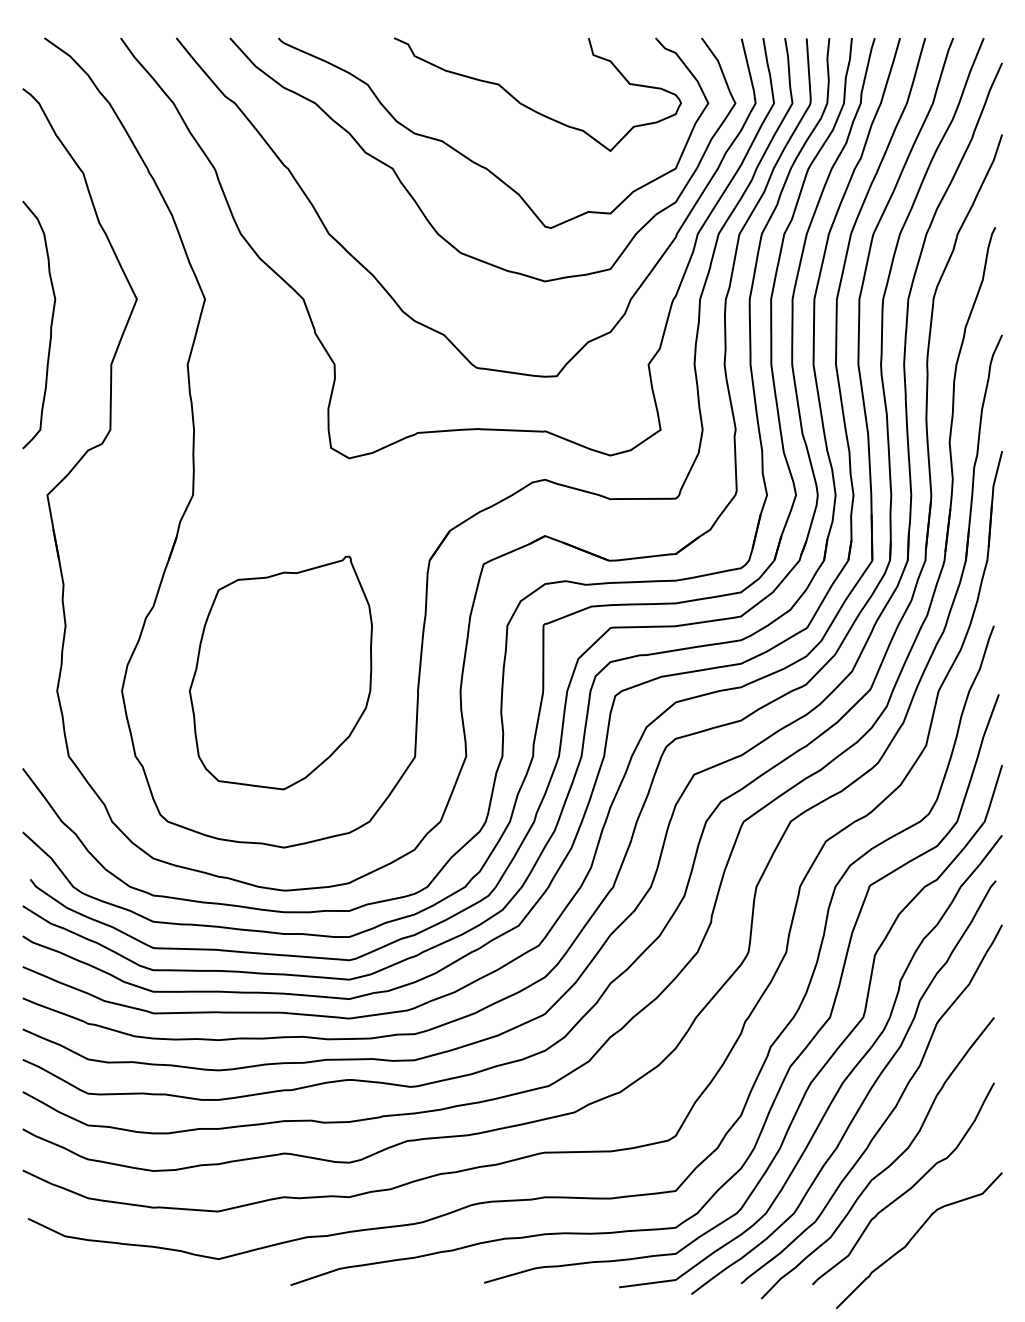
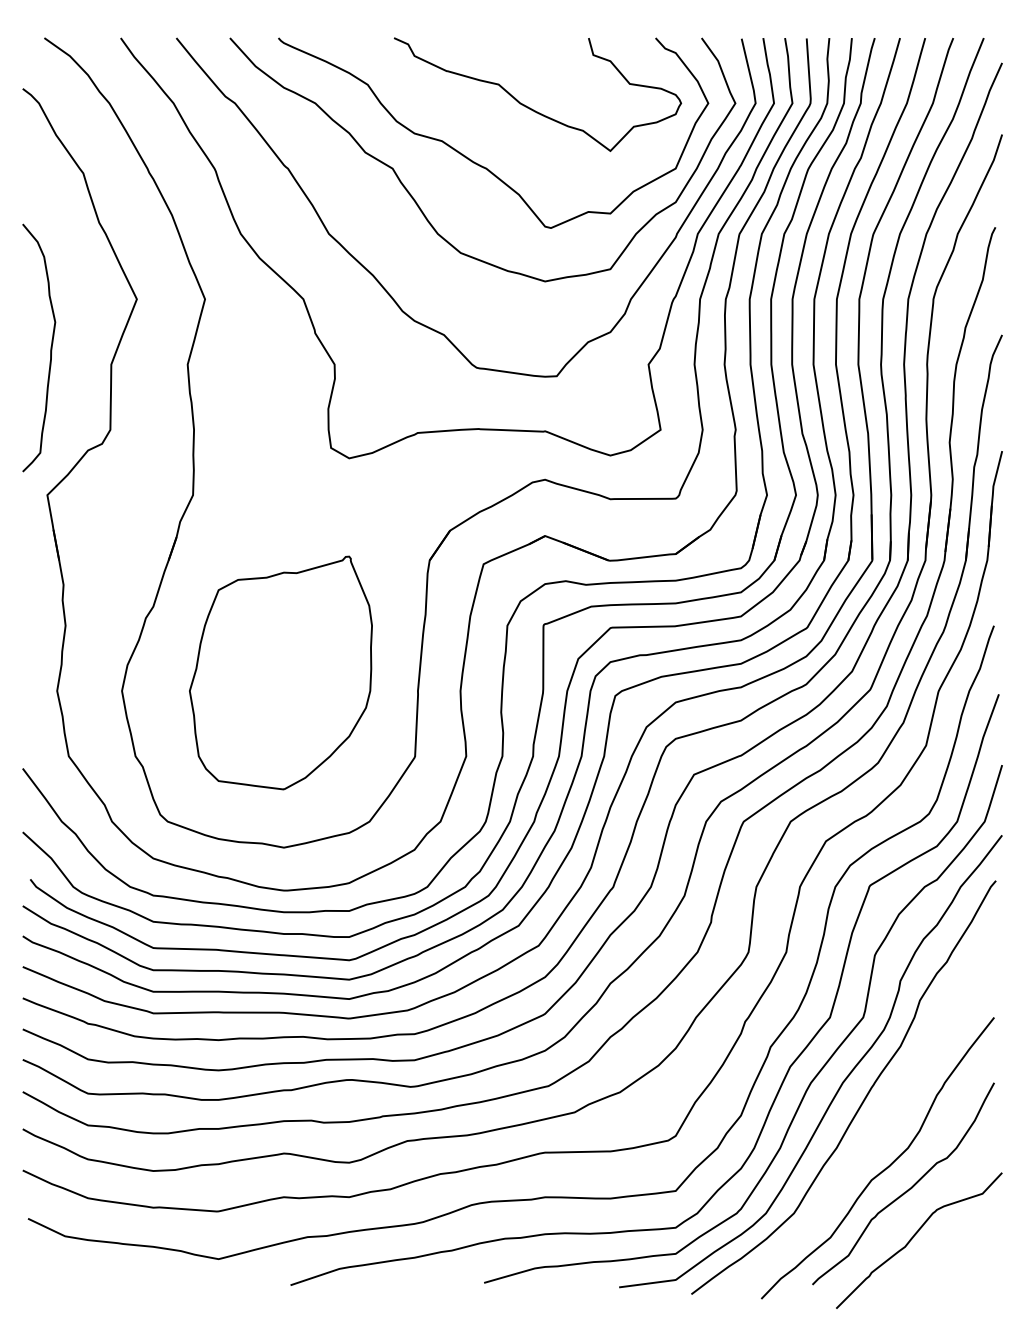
curve position: (50, 324) -> (50, 347) (50, 347)
curve: present -> none (886, 1117)
